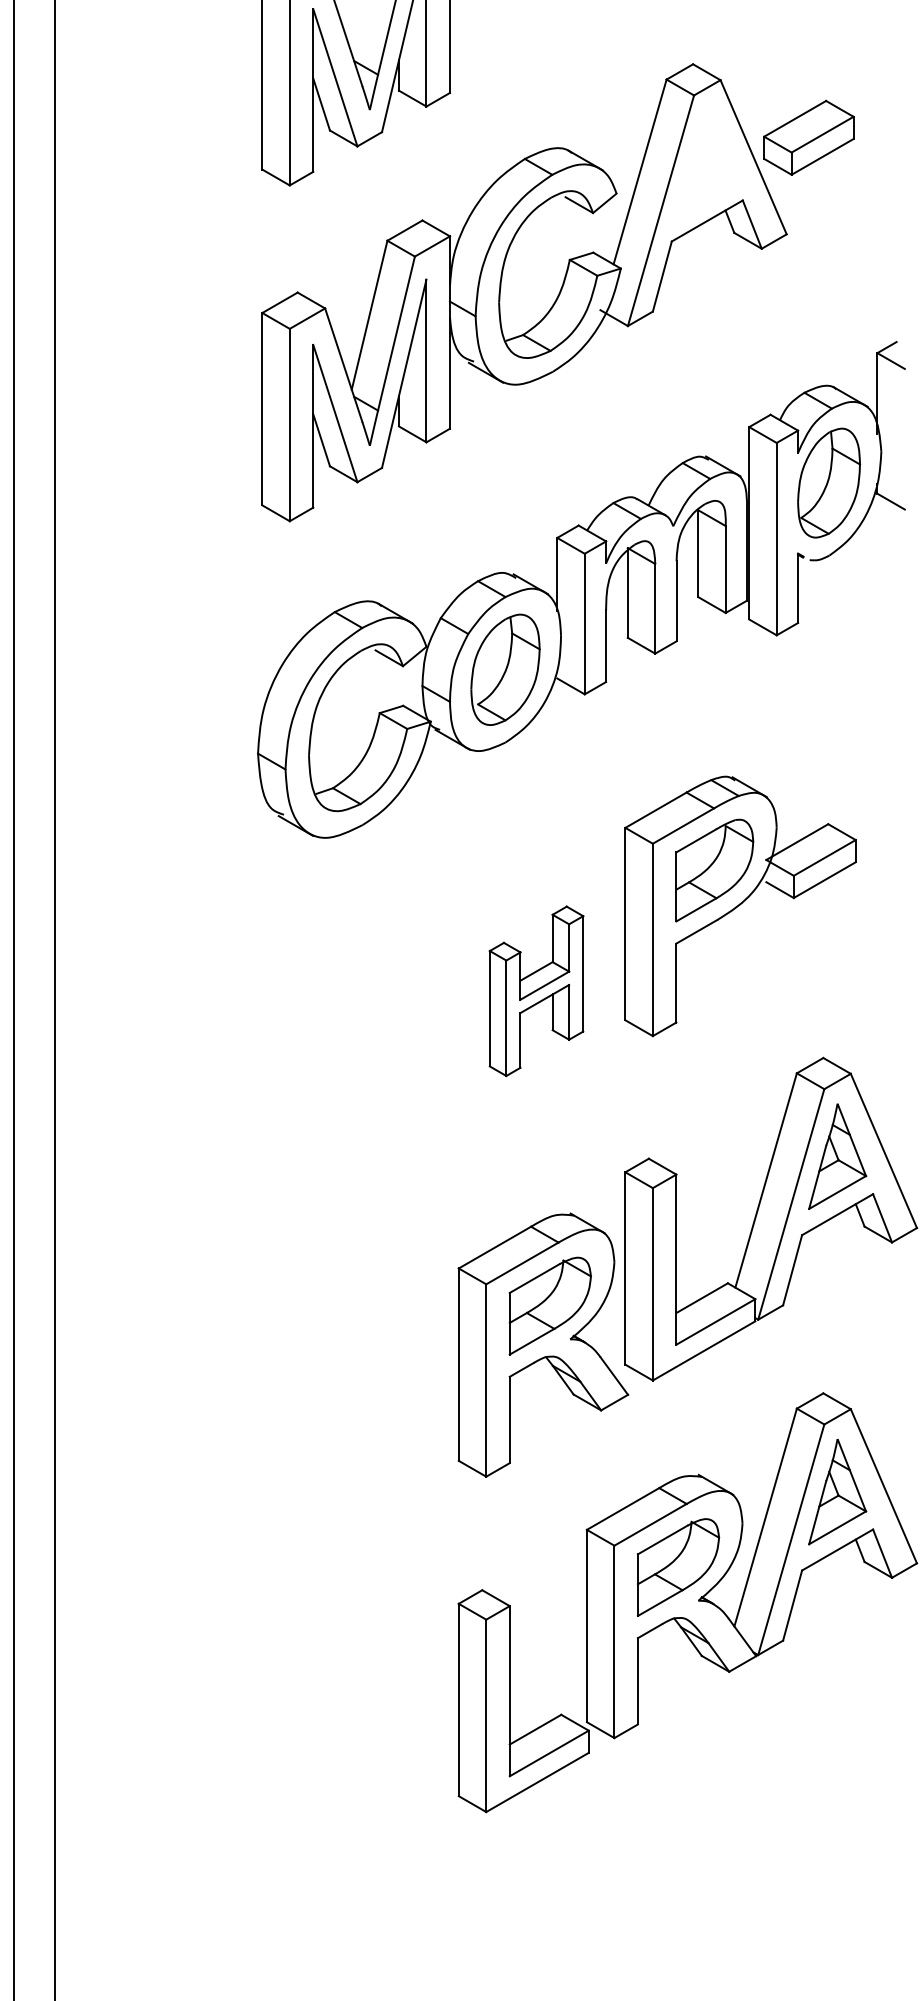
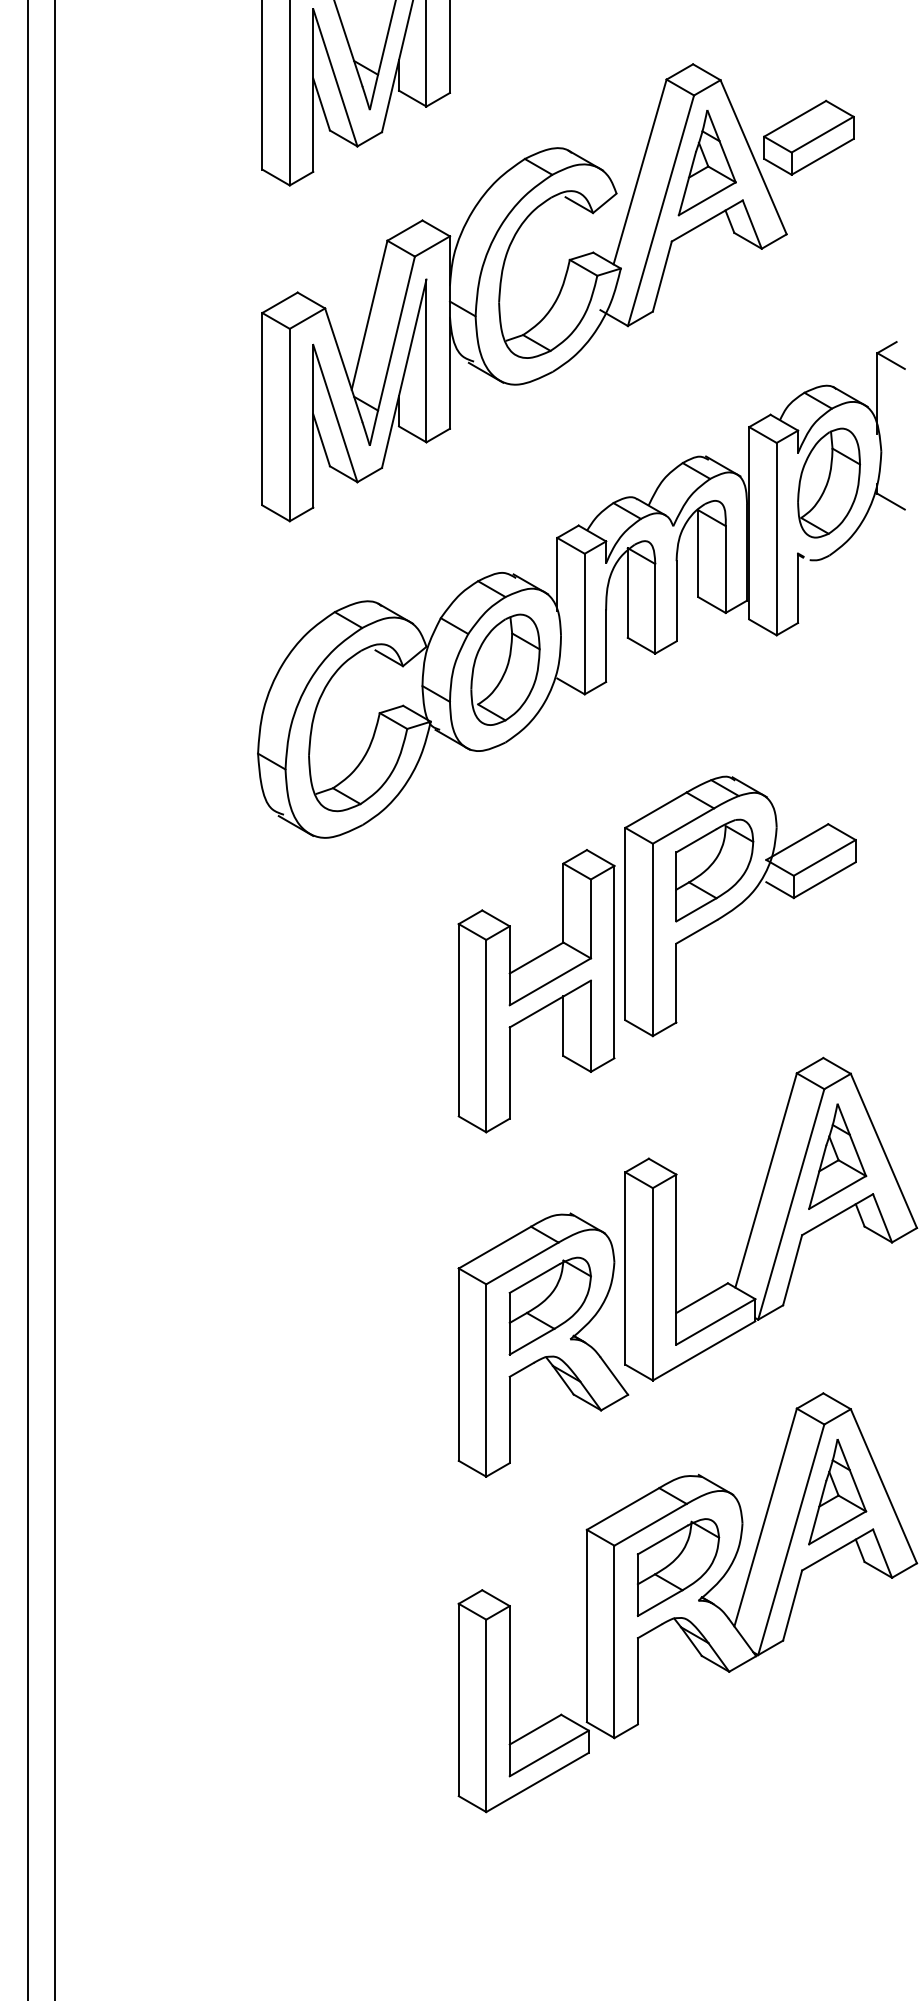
part: none -> present (706, 163)
part size: 97x173 px -> 159x285 px (536, 991)
line position: (13, 999) -> (27, 999) (27, 999)
